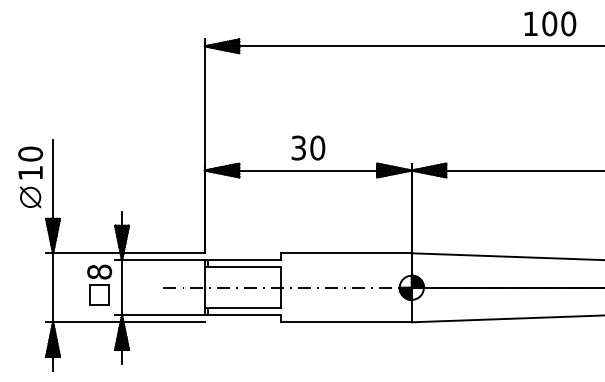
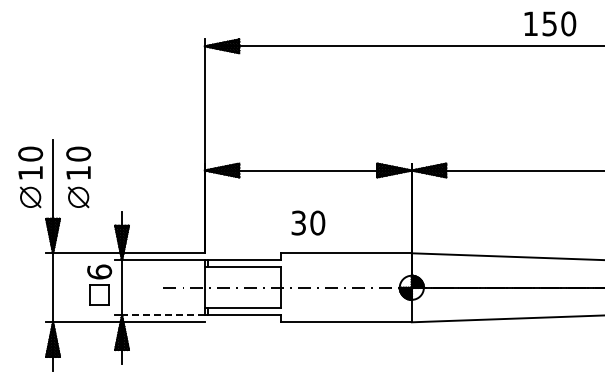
text: 100 -> 150 (549, 23)
text position: (308, 147) -> (308, 222) (308, 222)
part: none -> present (78, 177)
text: 8 -> 6 (99, 271)
line: solid -> dashed (162, 315)
